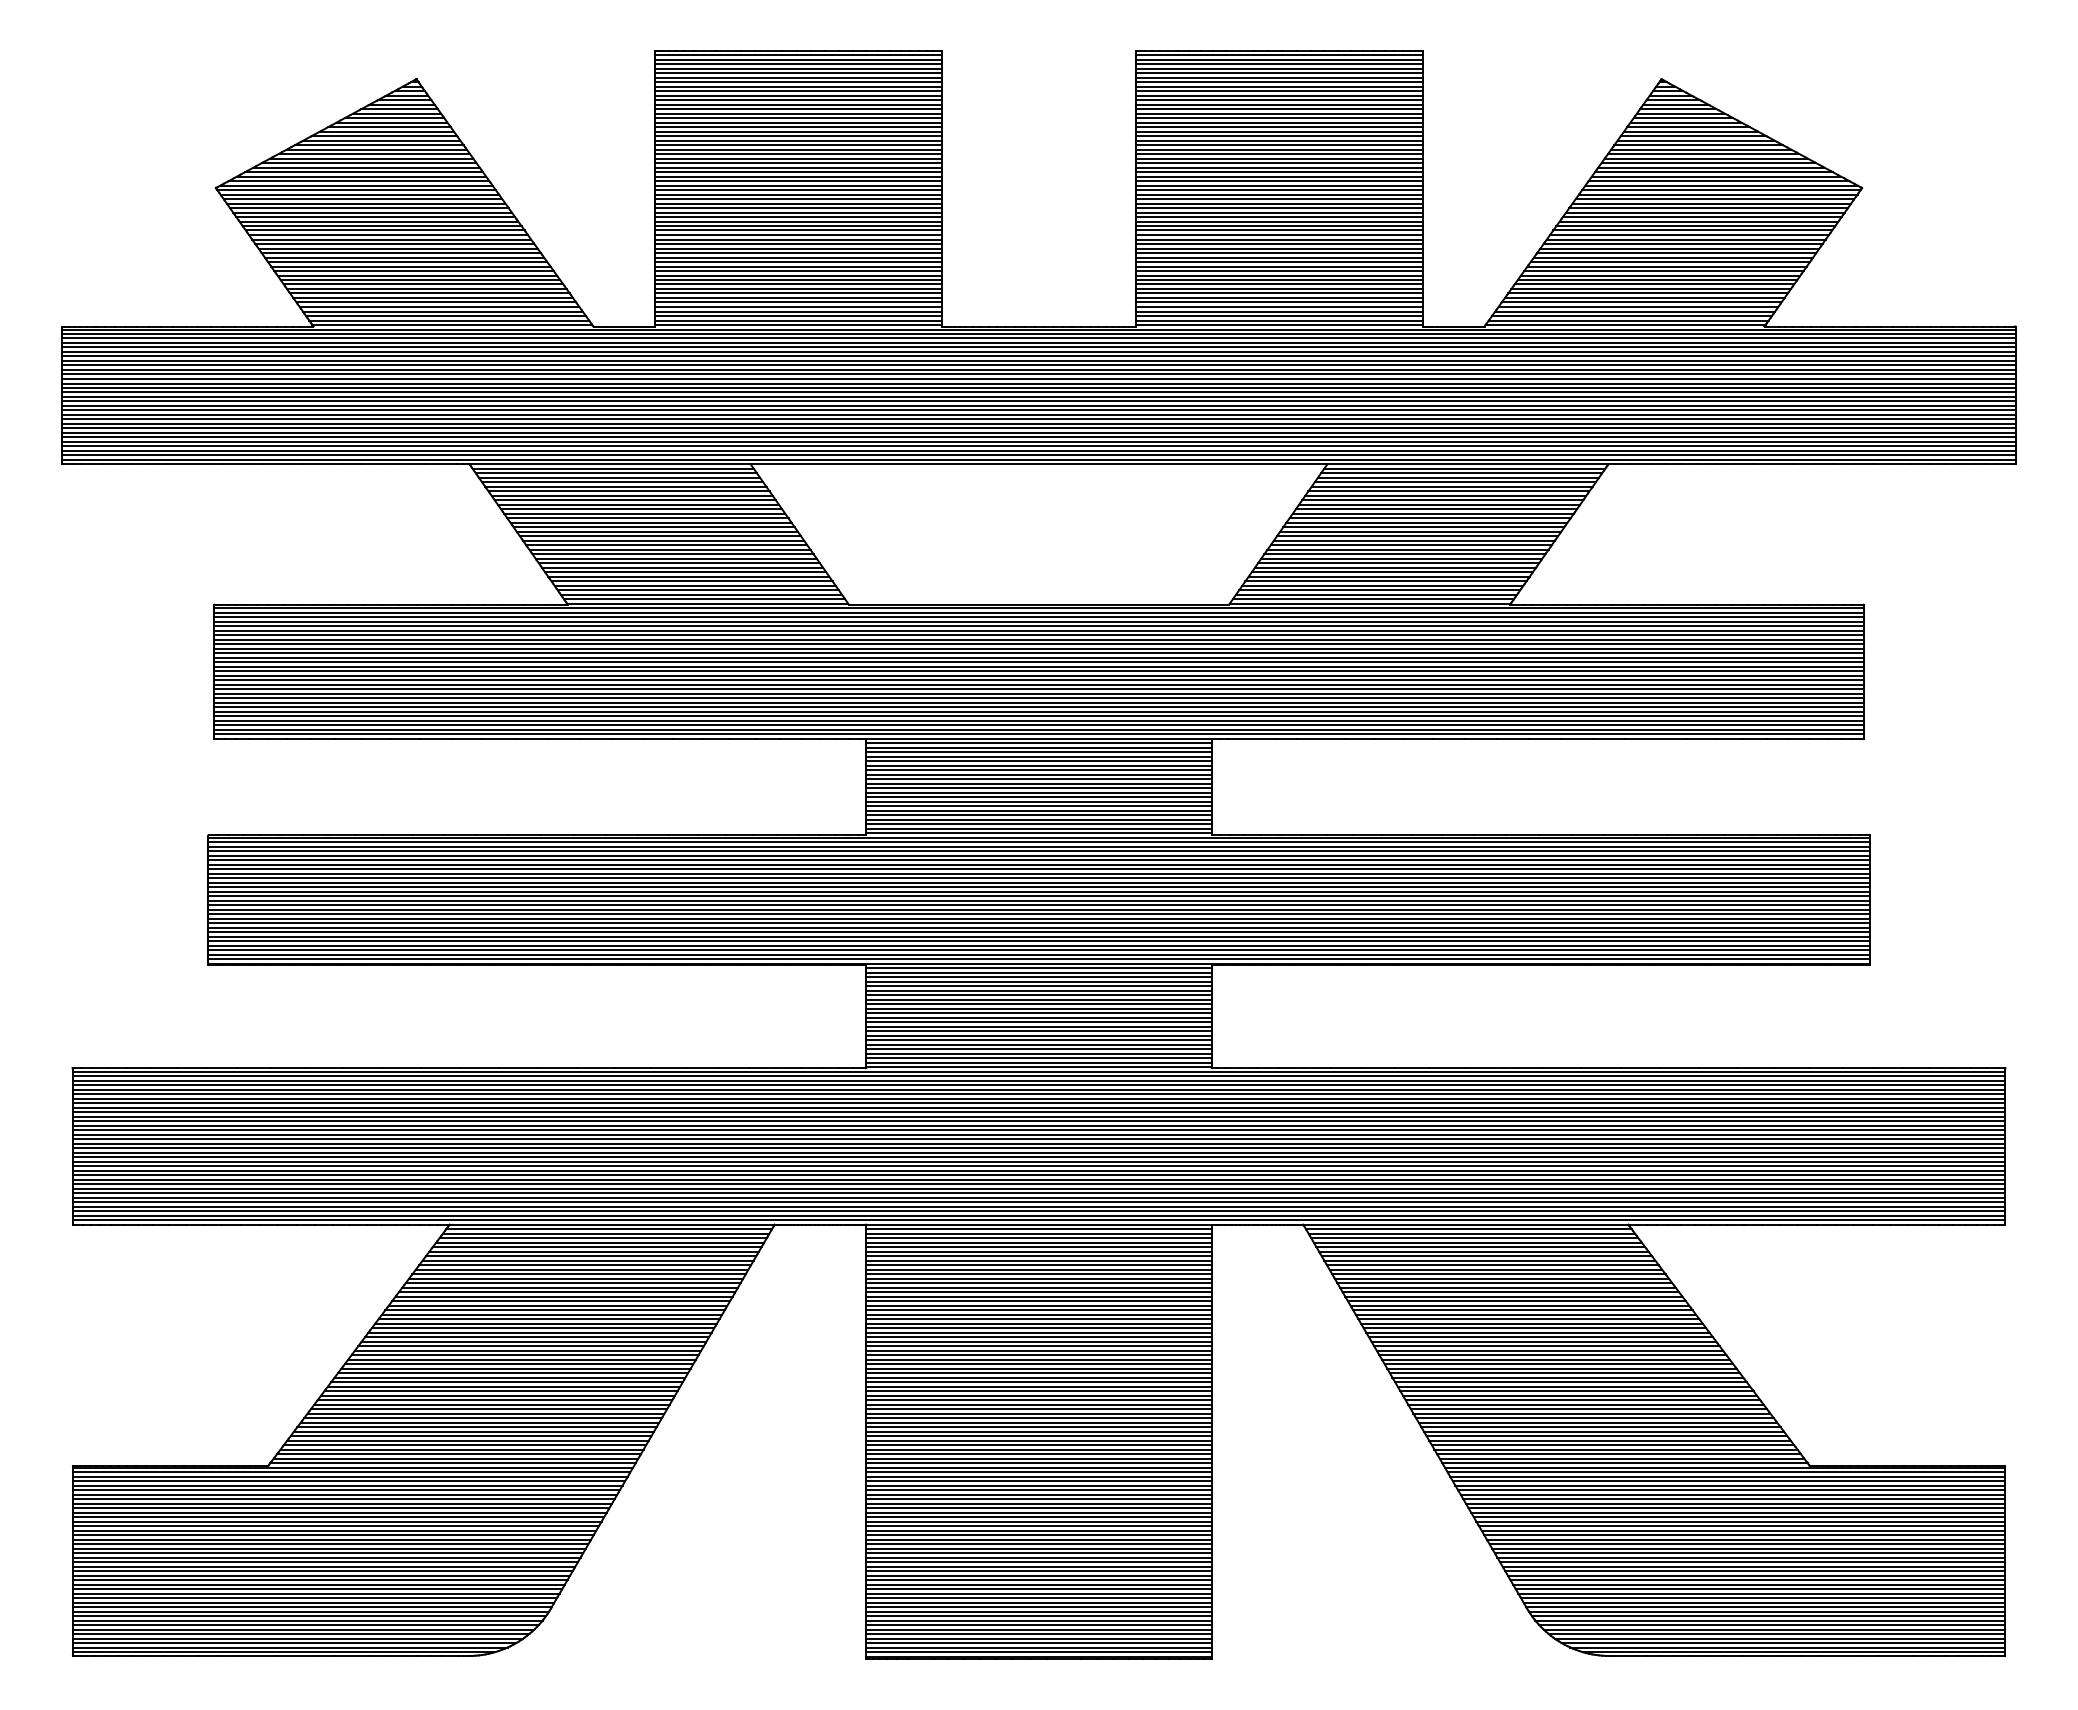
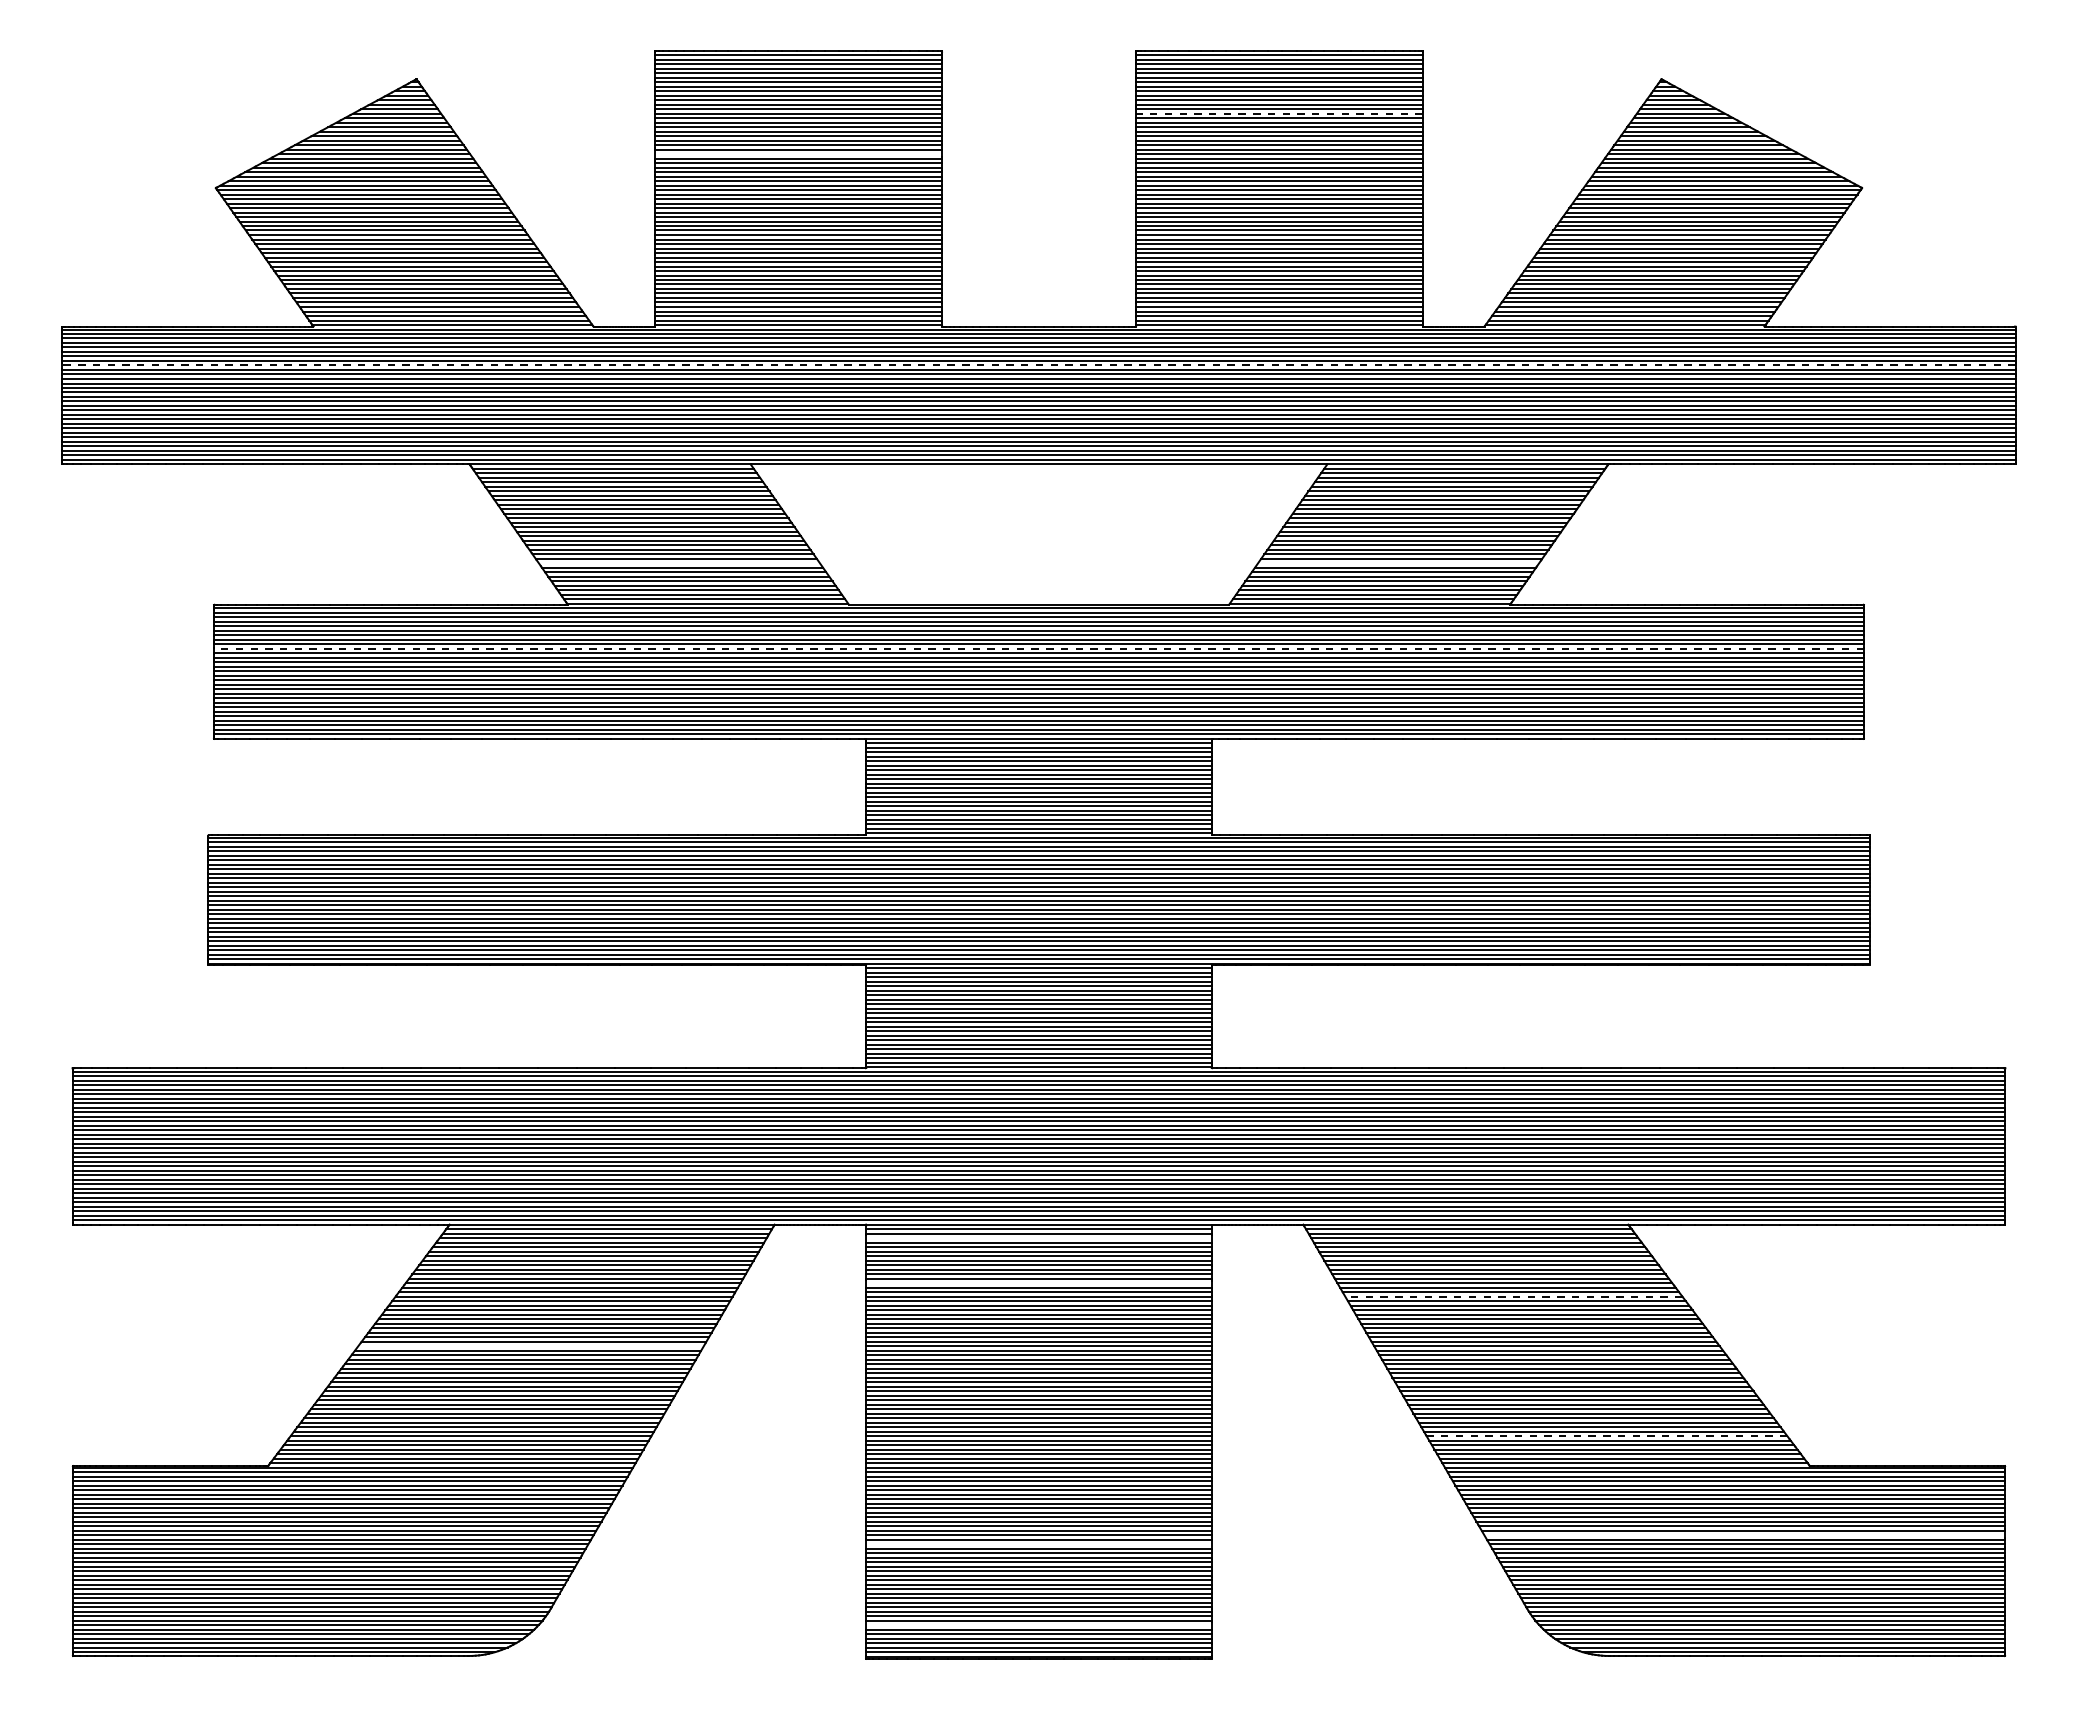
line: solid -> dashed (1278, 113)
line: present -> none (798, 154)
line: solid -> dashed (1038, 365)
line: present -> none (679, 563)
line: present -> none (1398, 563)
line: solid -> dashed (1038, 648)
line: present -> none (1038, 1238)
line: present -> none (1038, 1283)
line: solid -> dashed (1513, 1296)
line: present -> none (530, 1346)
line: solid -> dashed (1606, 1436)
line: present -> none (1744, 1535)
line: present -> none (1038, 1544)
line: present -> none (1038, 1625)
